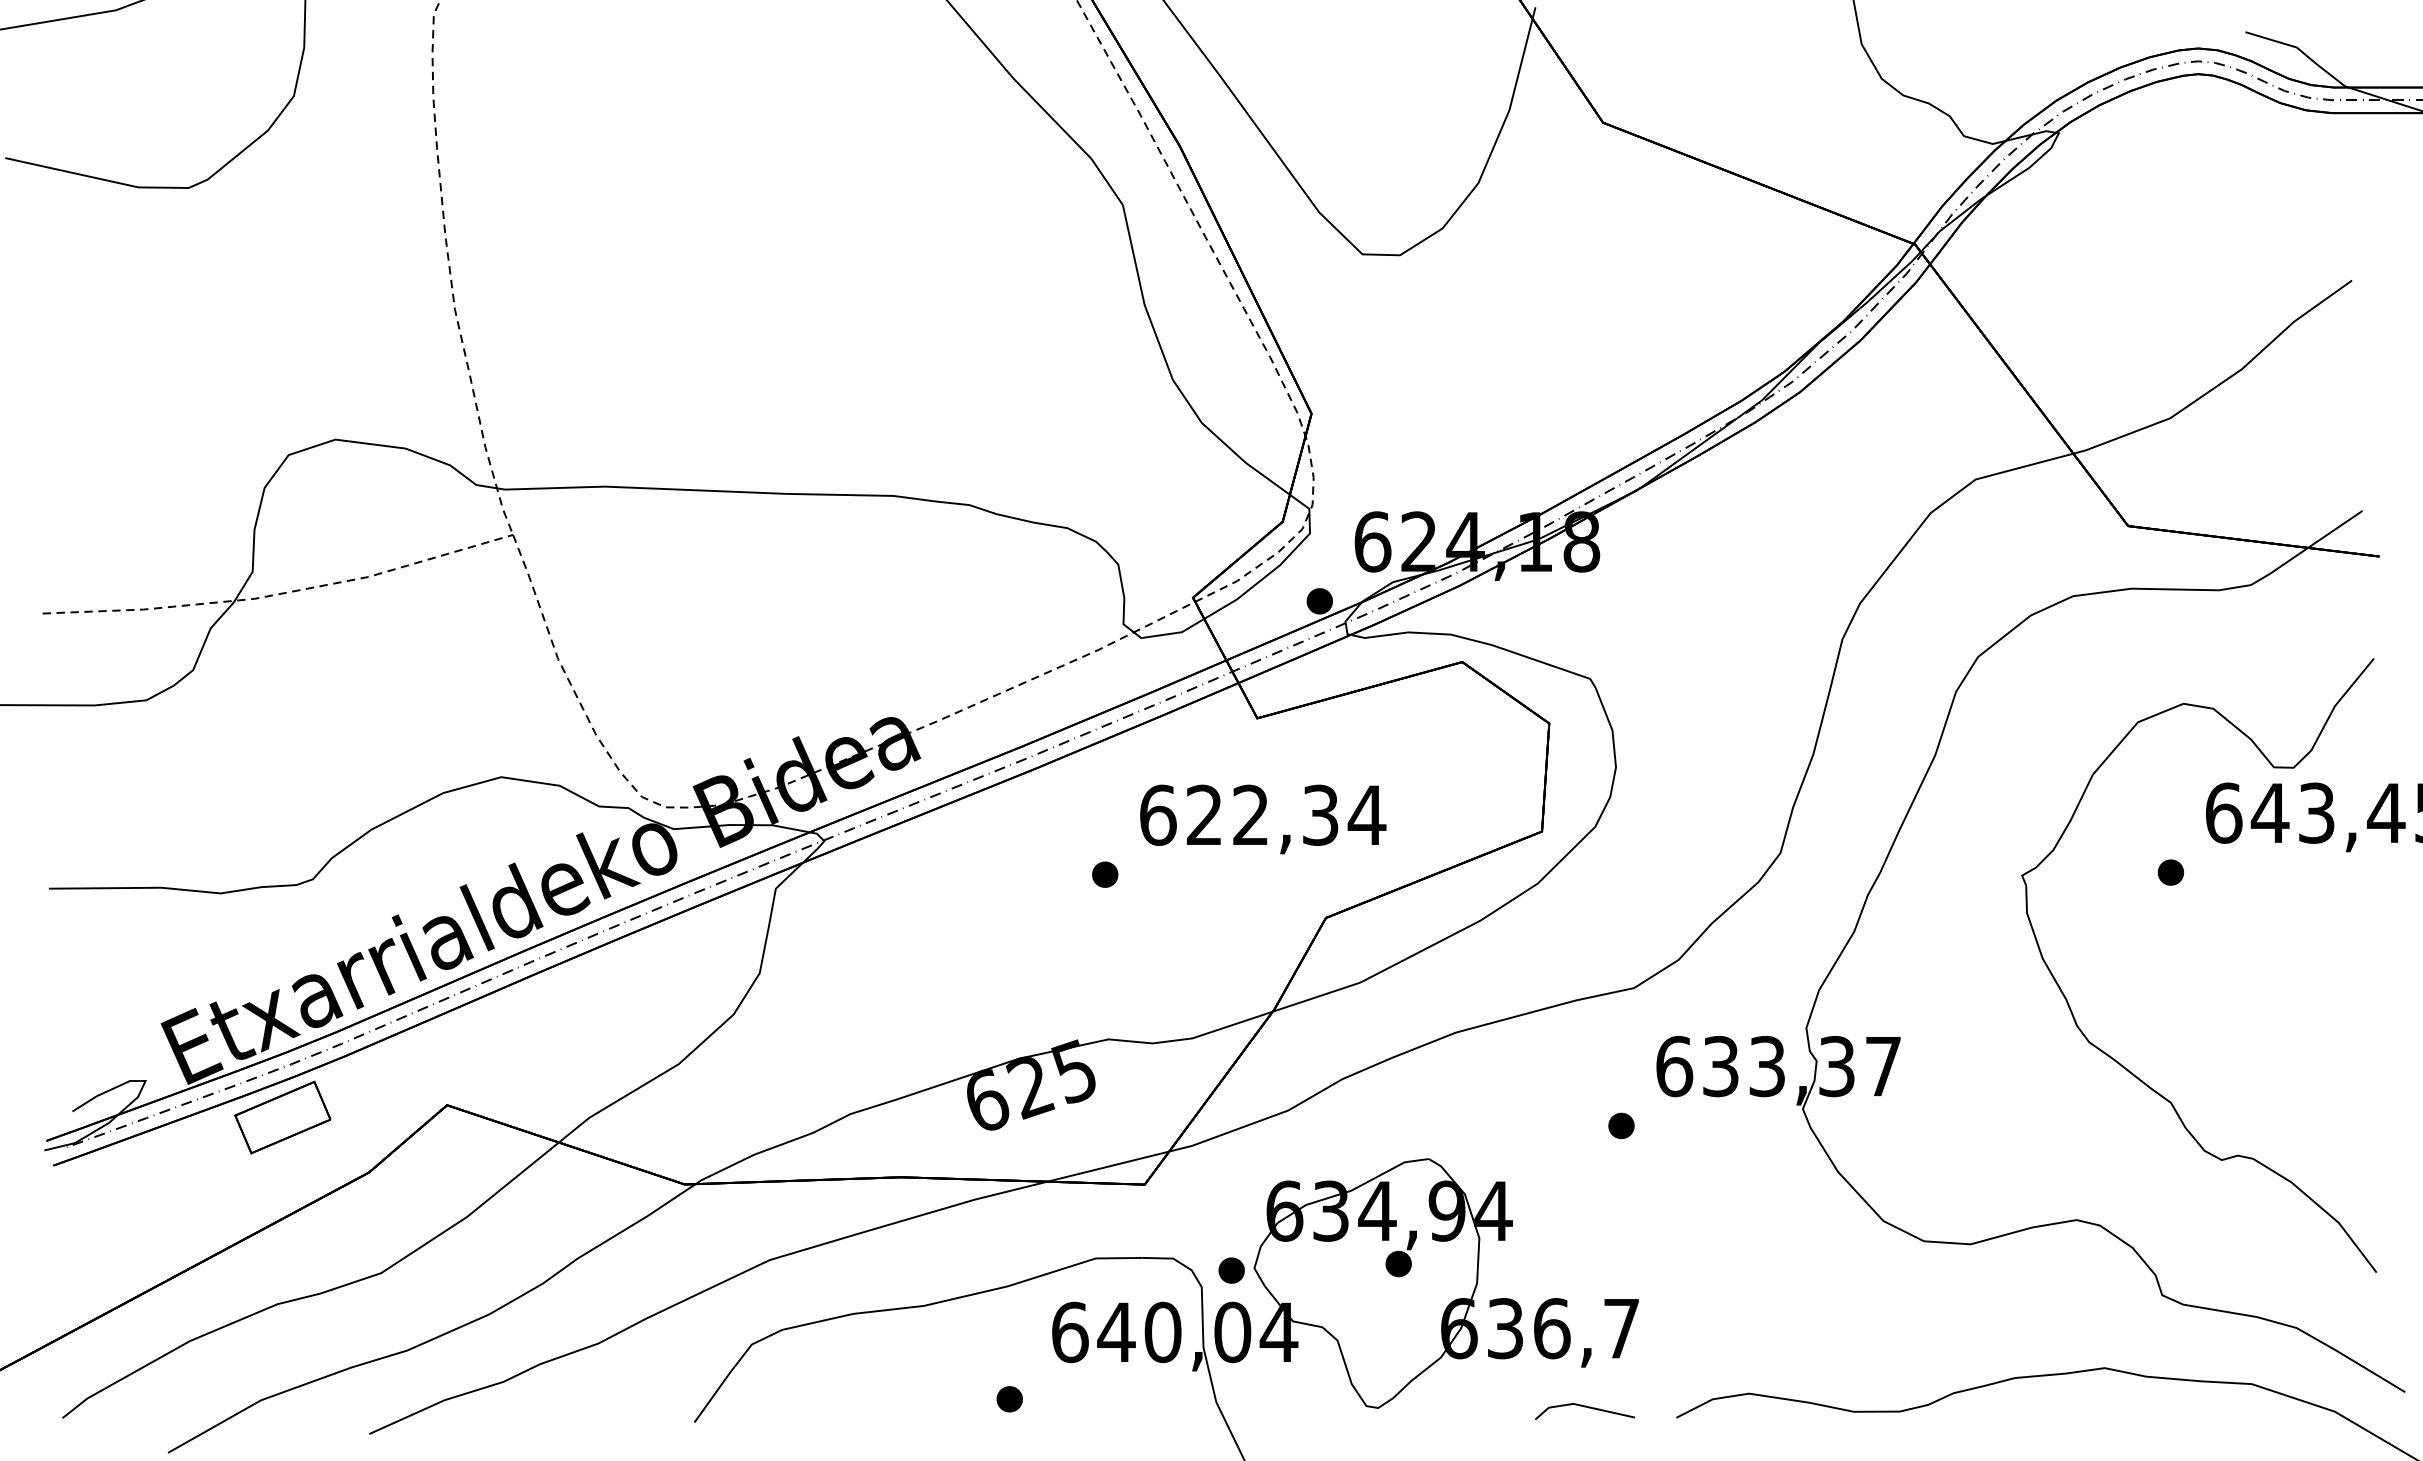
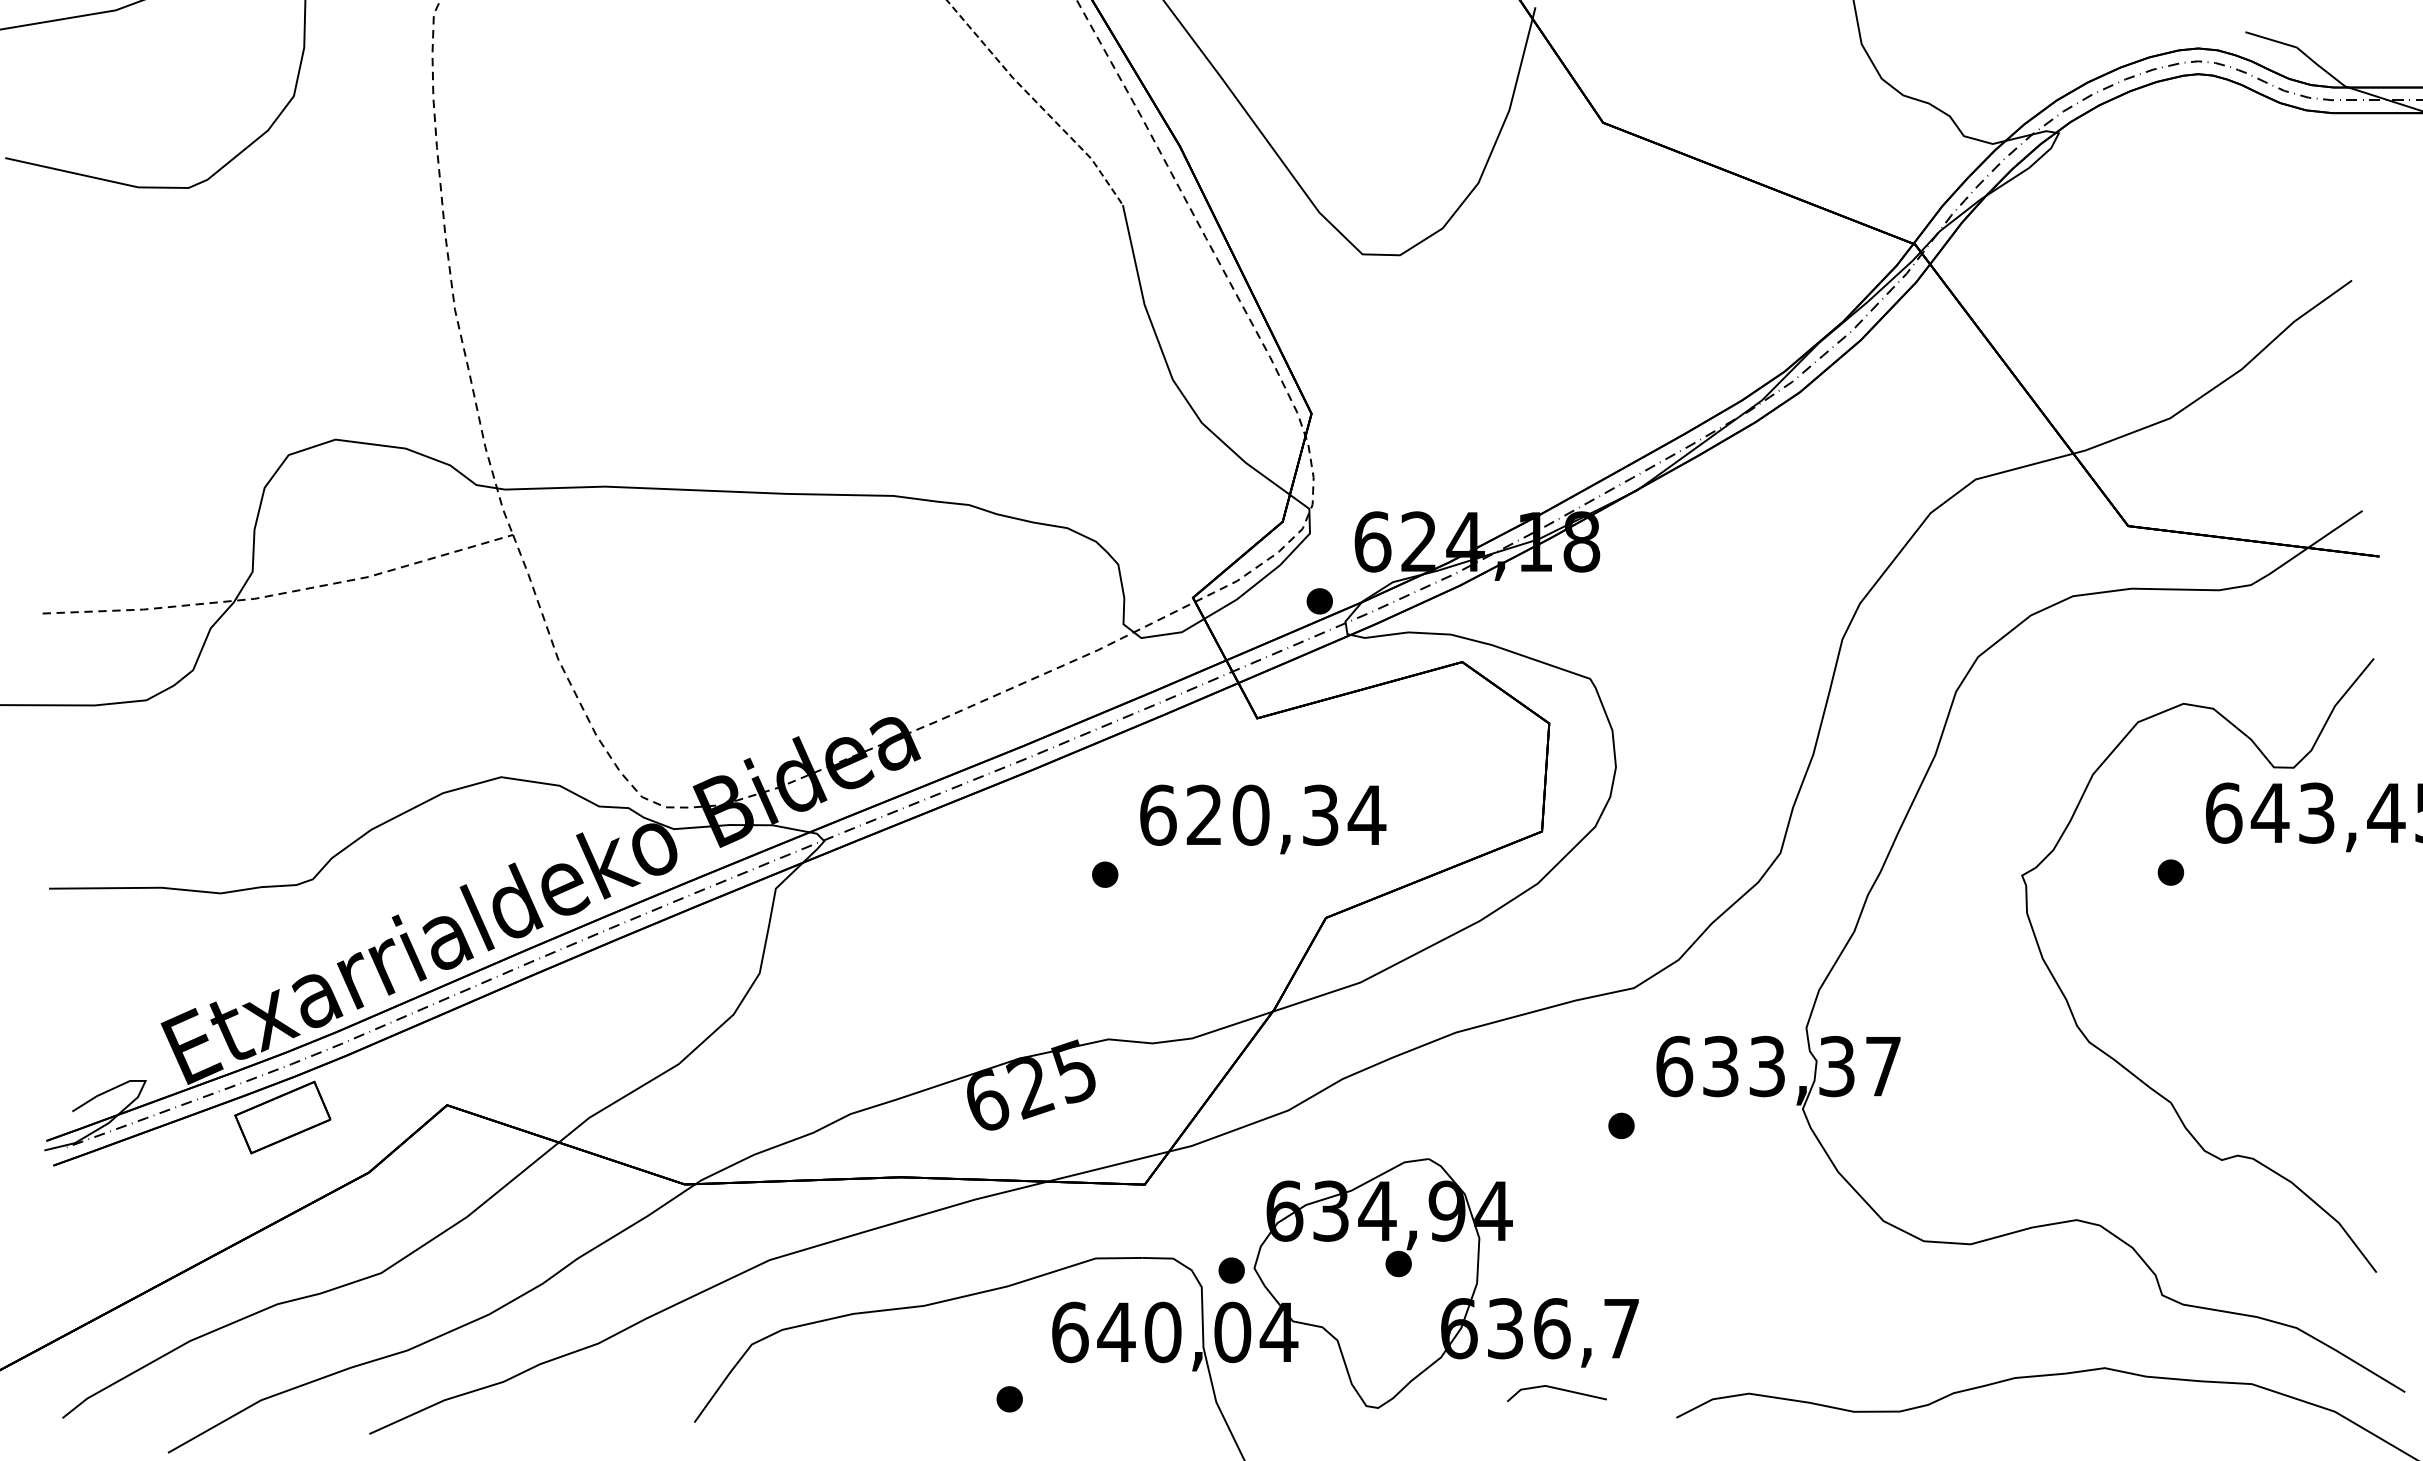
line: solid -> dashed (1036, 101)
text: 622,34 -> 620,34 (1250, 814)
line position: (1584, 1407) -> (1556, 1389) (1556, 1389)
